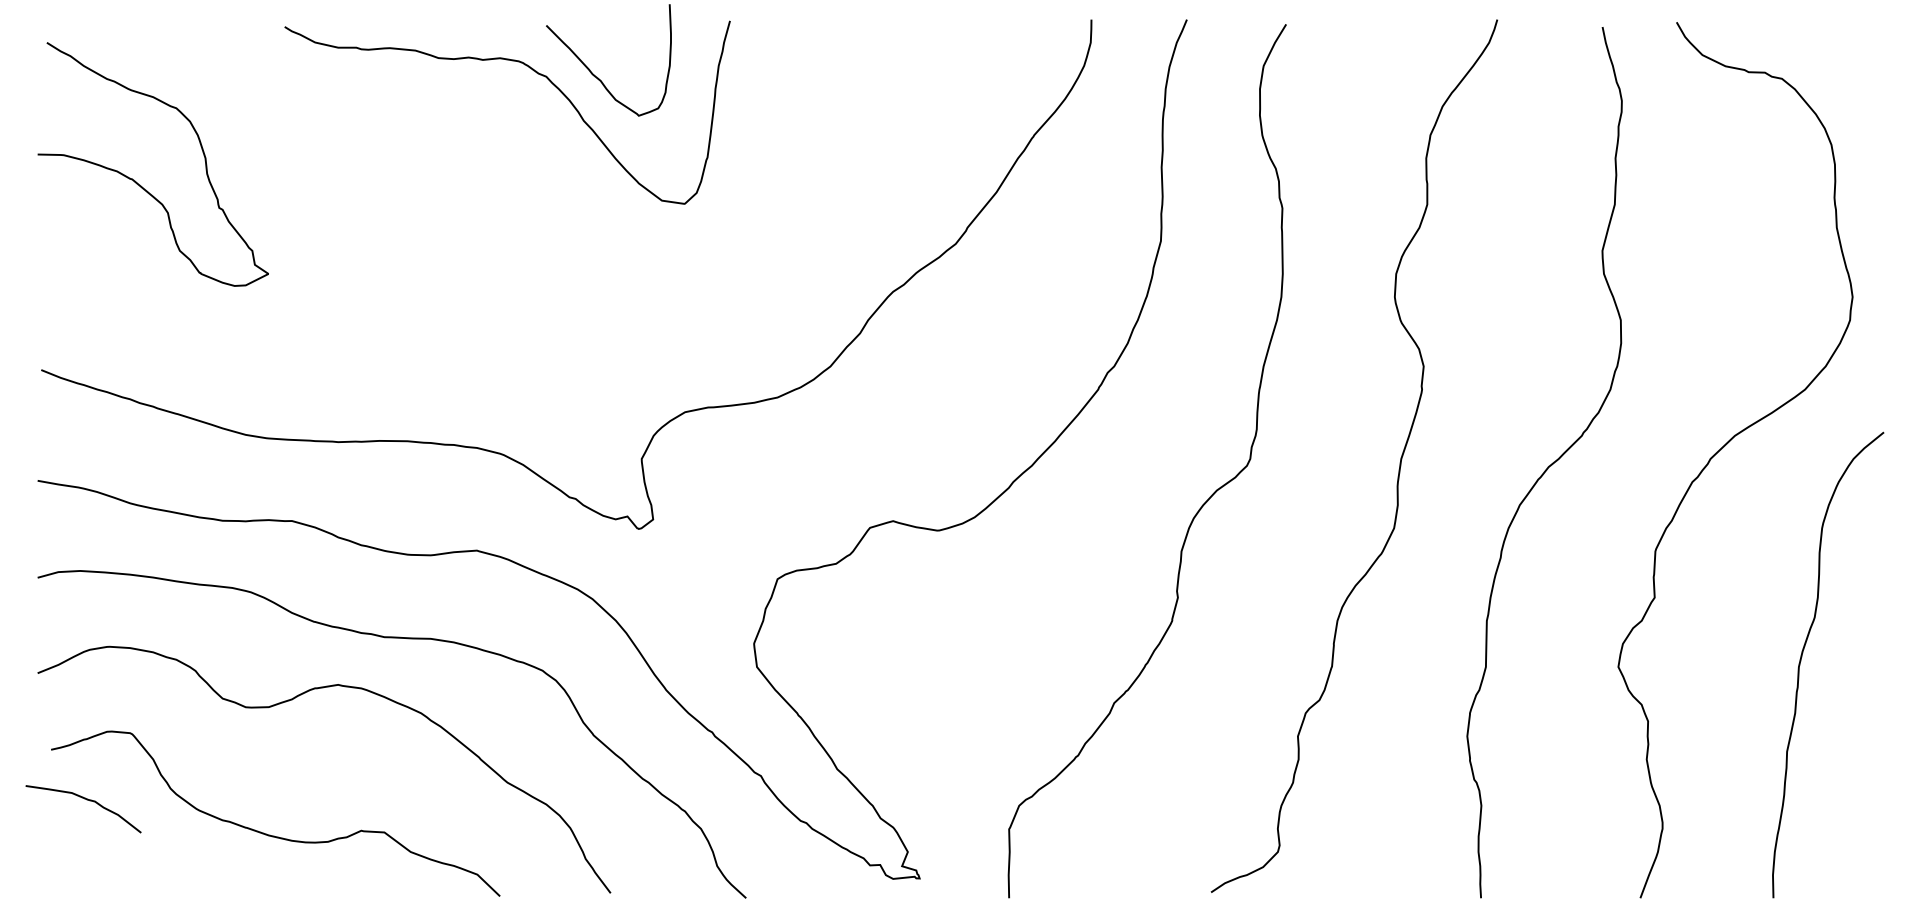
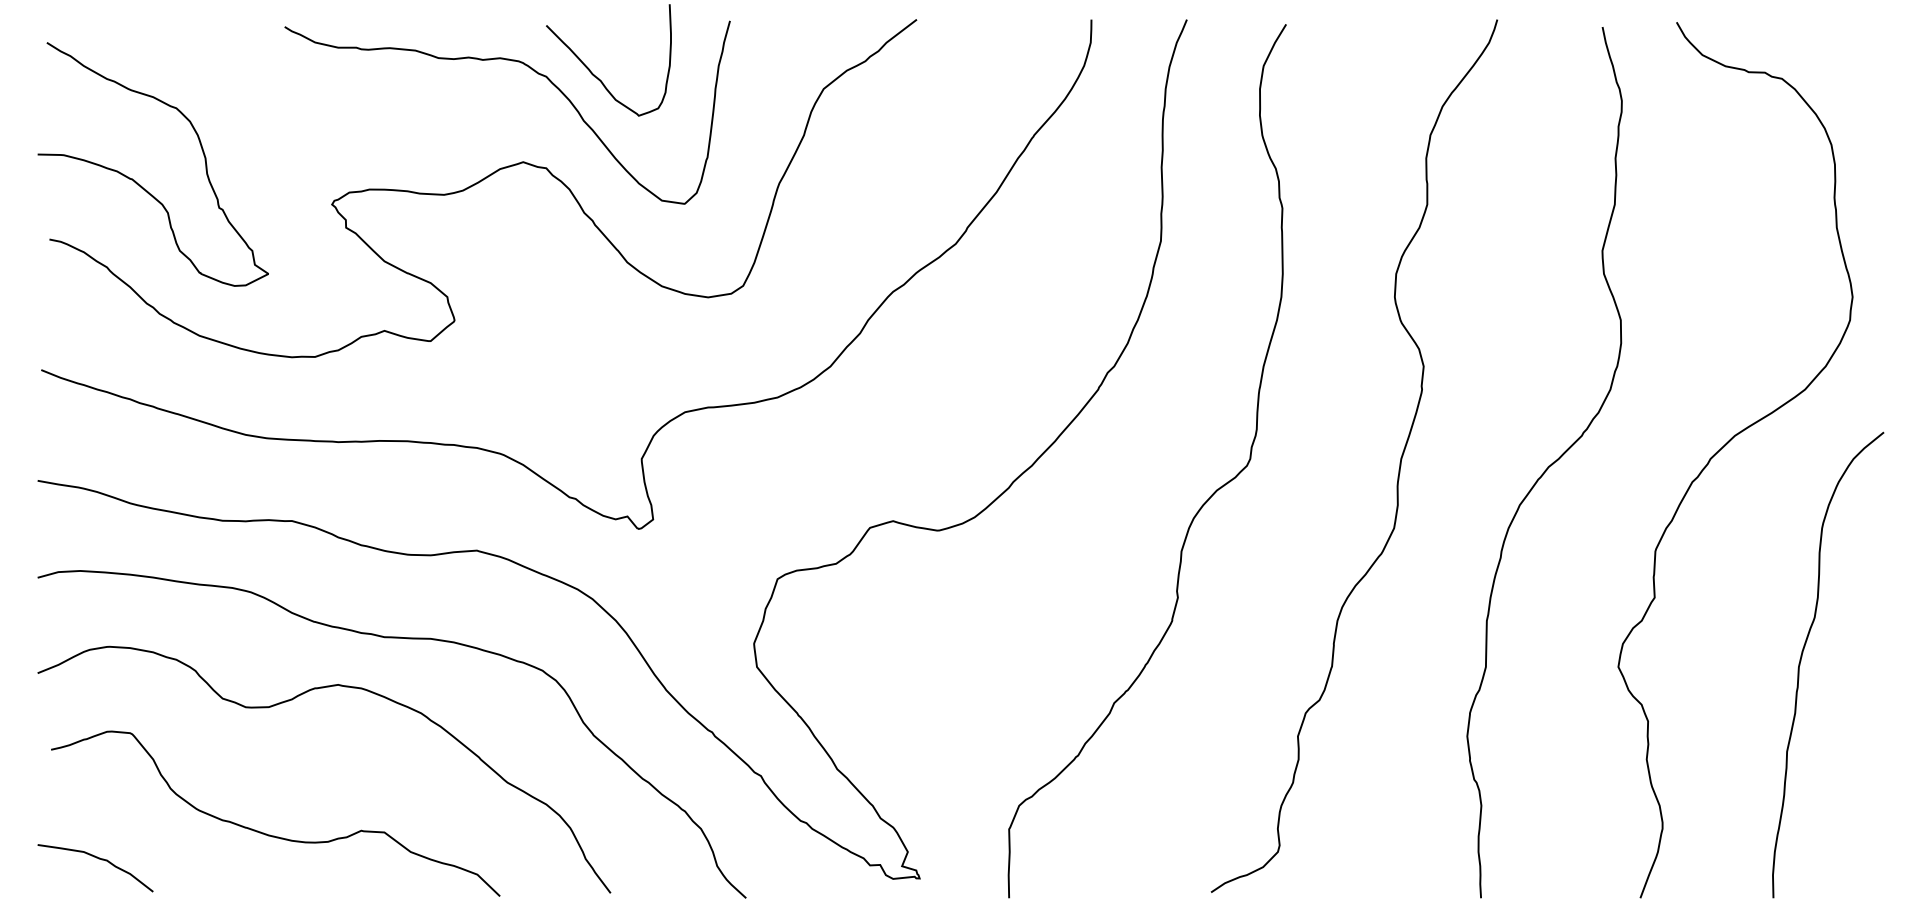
curve: none -> present (480, 182)
curve position: (86, 800) -> (98, 859) (98, 859)
